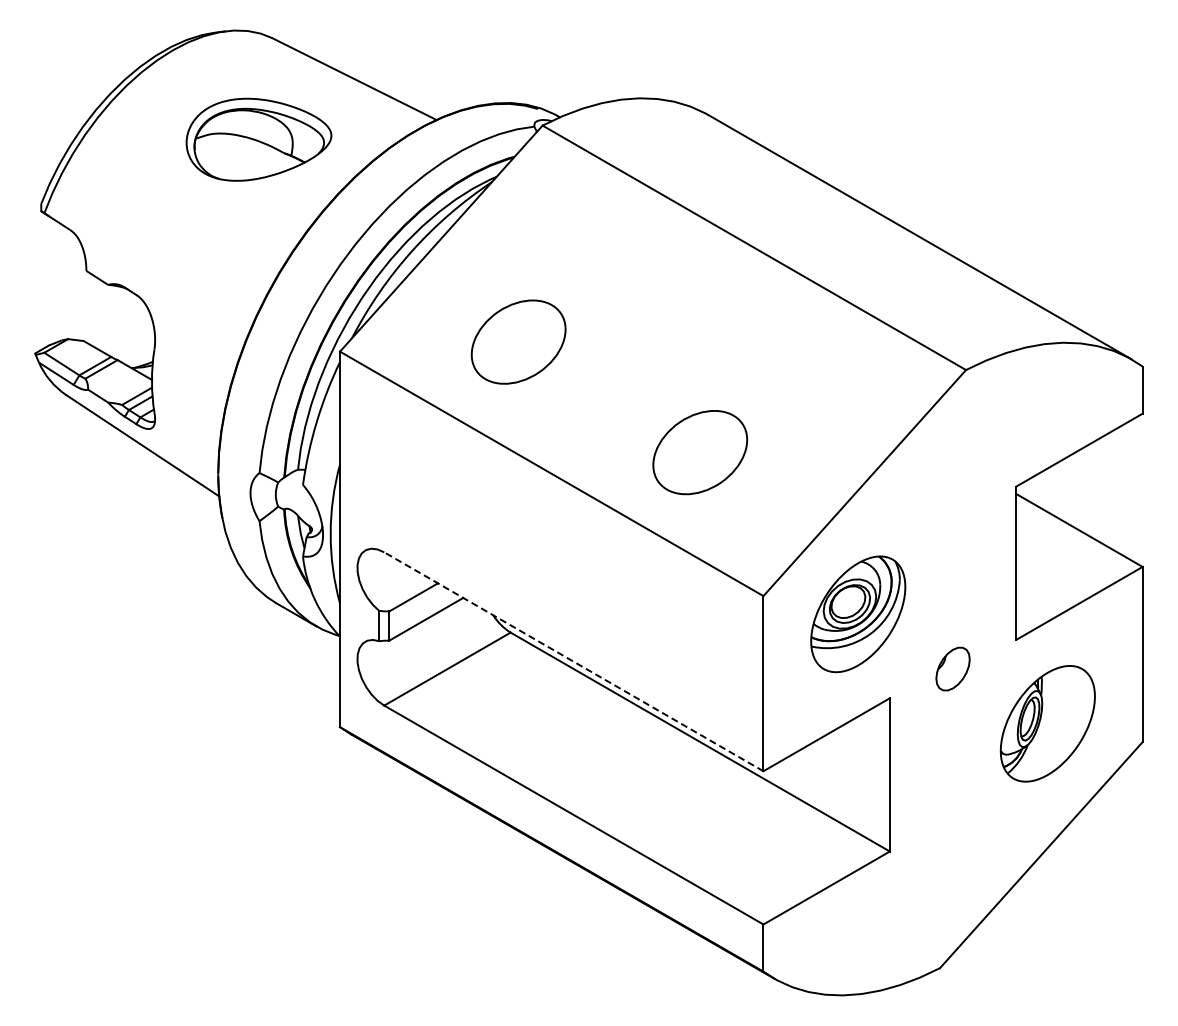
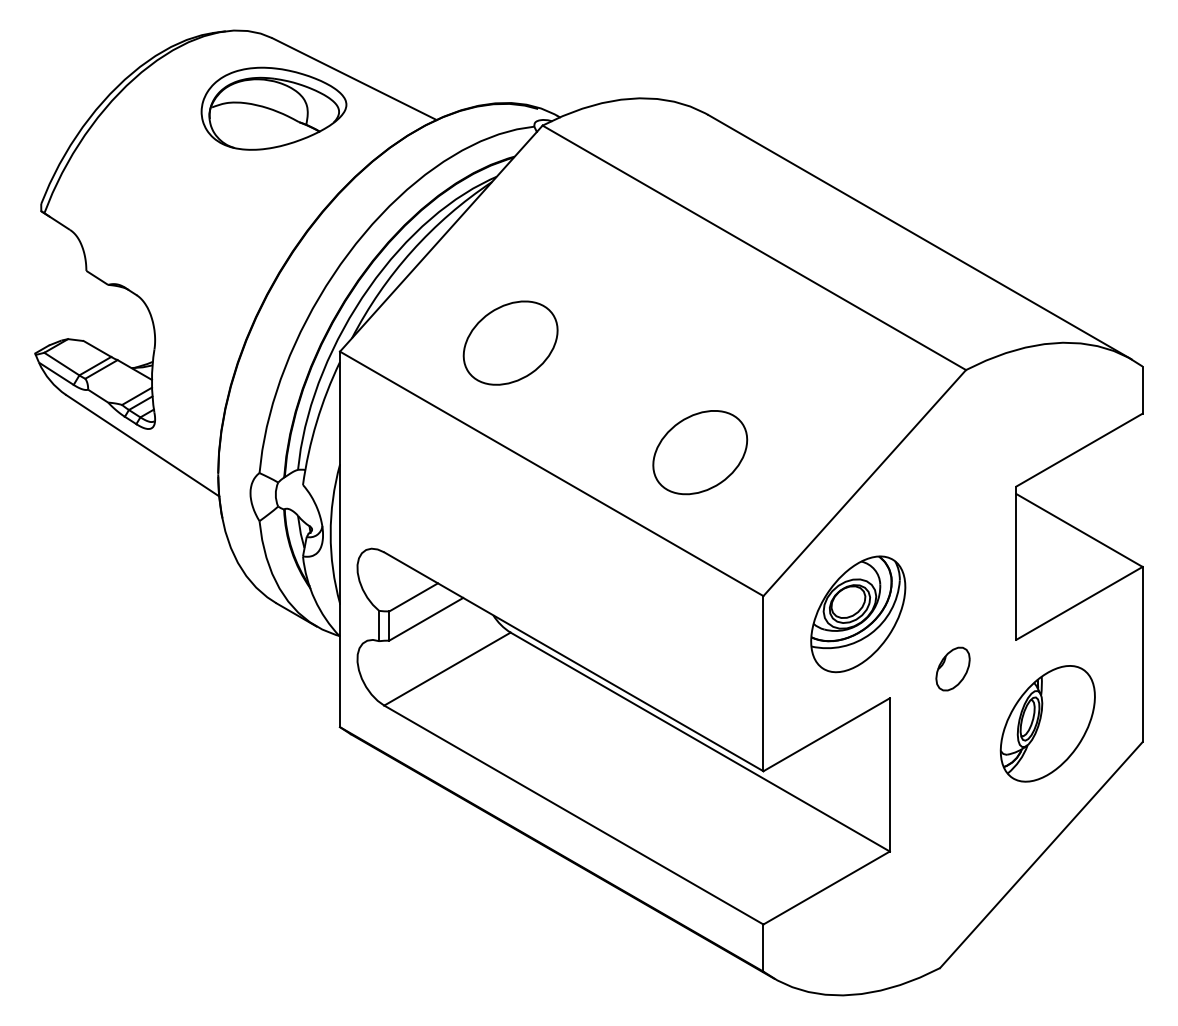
part position: (258, 139) -> (273, 108) (273, 108)
part position: (518, 341) -> (510, 342) (510, 342)
line: dashed -> solid (573, 661)
